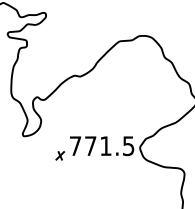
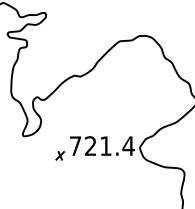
text: 771.5 -> 721.4 (109, 146)
